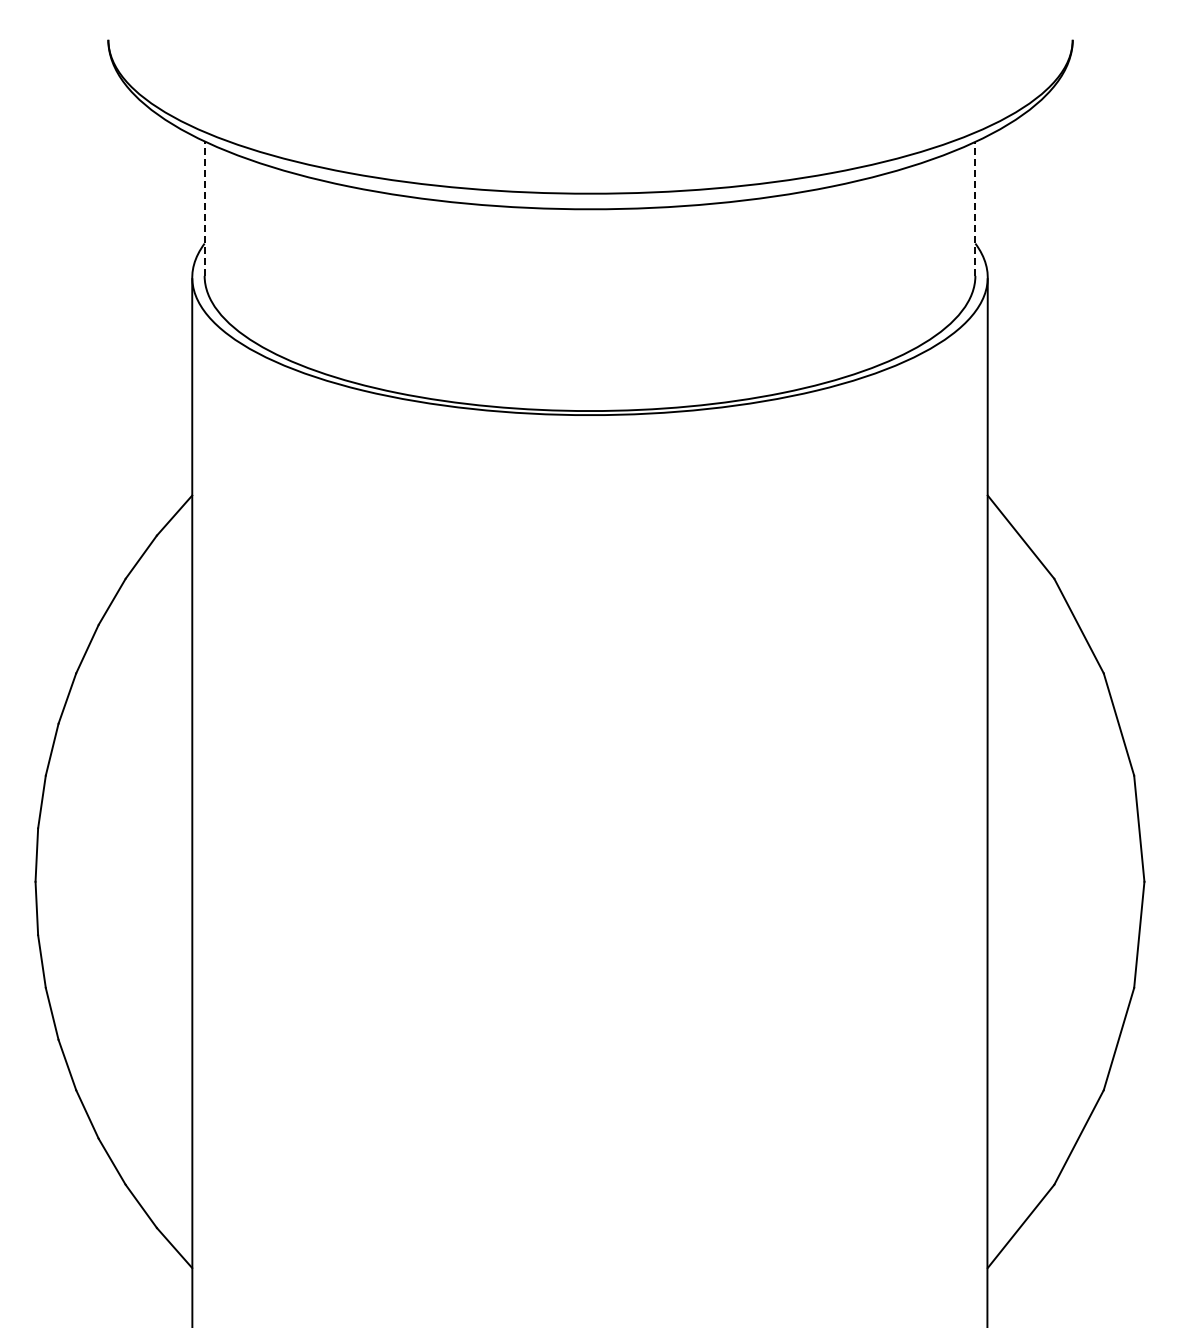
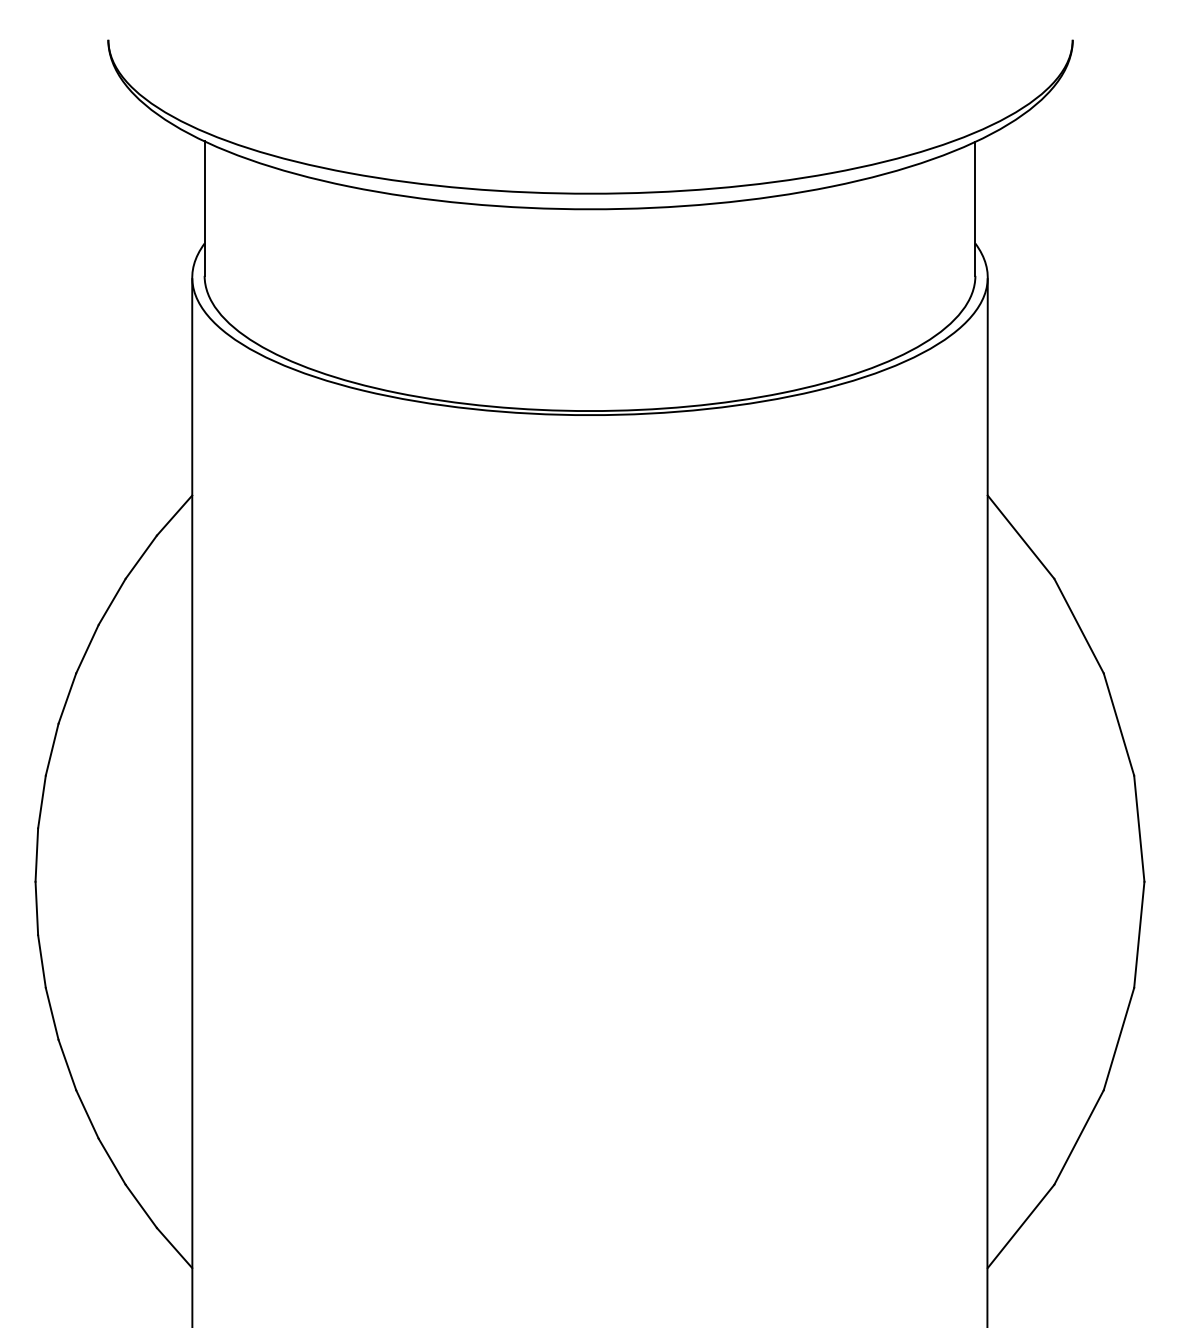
line: dashed -> solid (204, 208)
line: dashed -> solid (975, 208)
